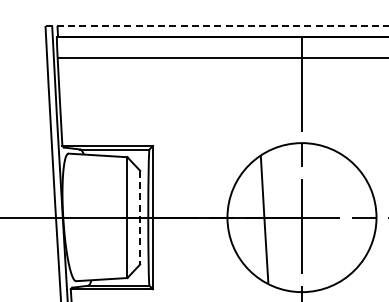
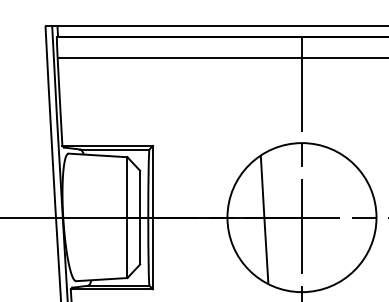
line: dashed -> solid (217, 26)
line: dashed -> solid (140, 217)
